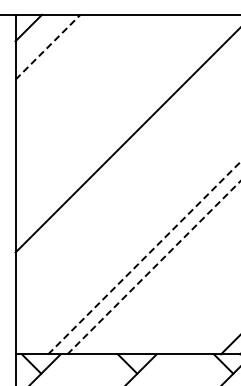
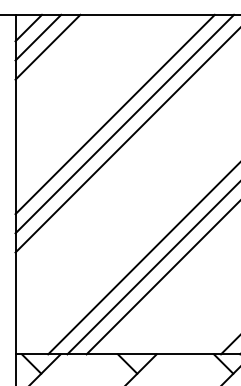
line: none -> present (38, 37)
line: dashed -> solid (47, 47)
line: none -> present (114, 114)
line: none -> present (124, 123)
line: dashed -> solid (144, 257)
line: dashed -> solid (154, 267)
line: none -> present (161, 278)
